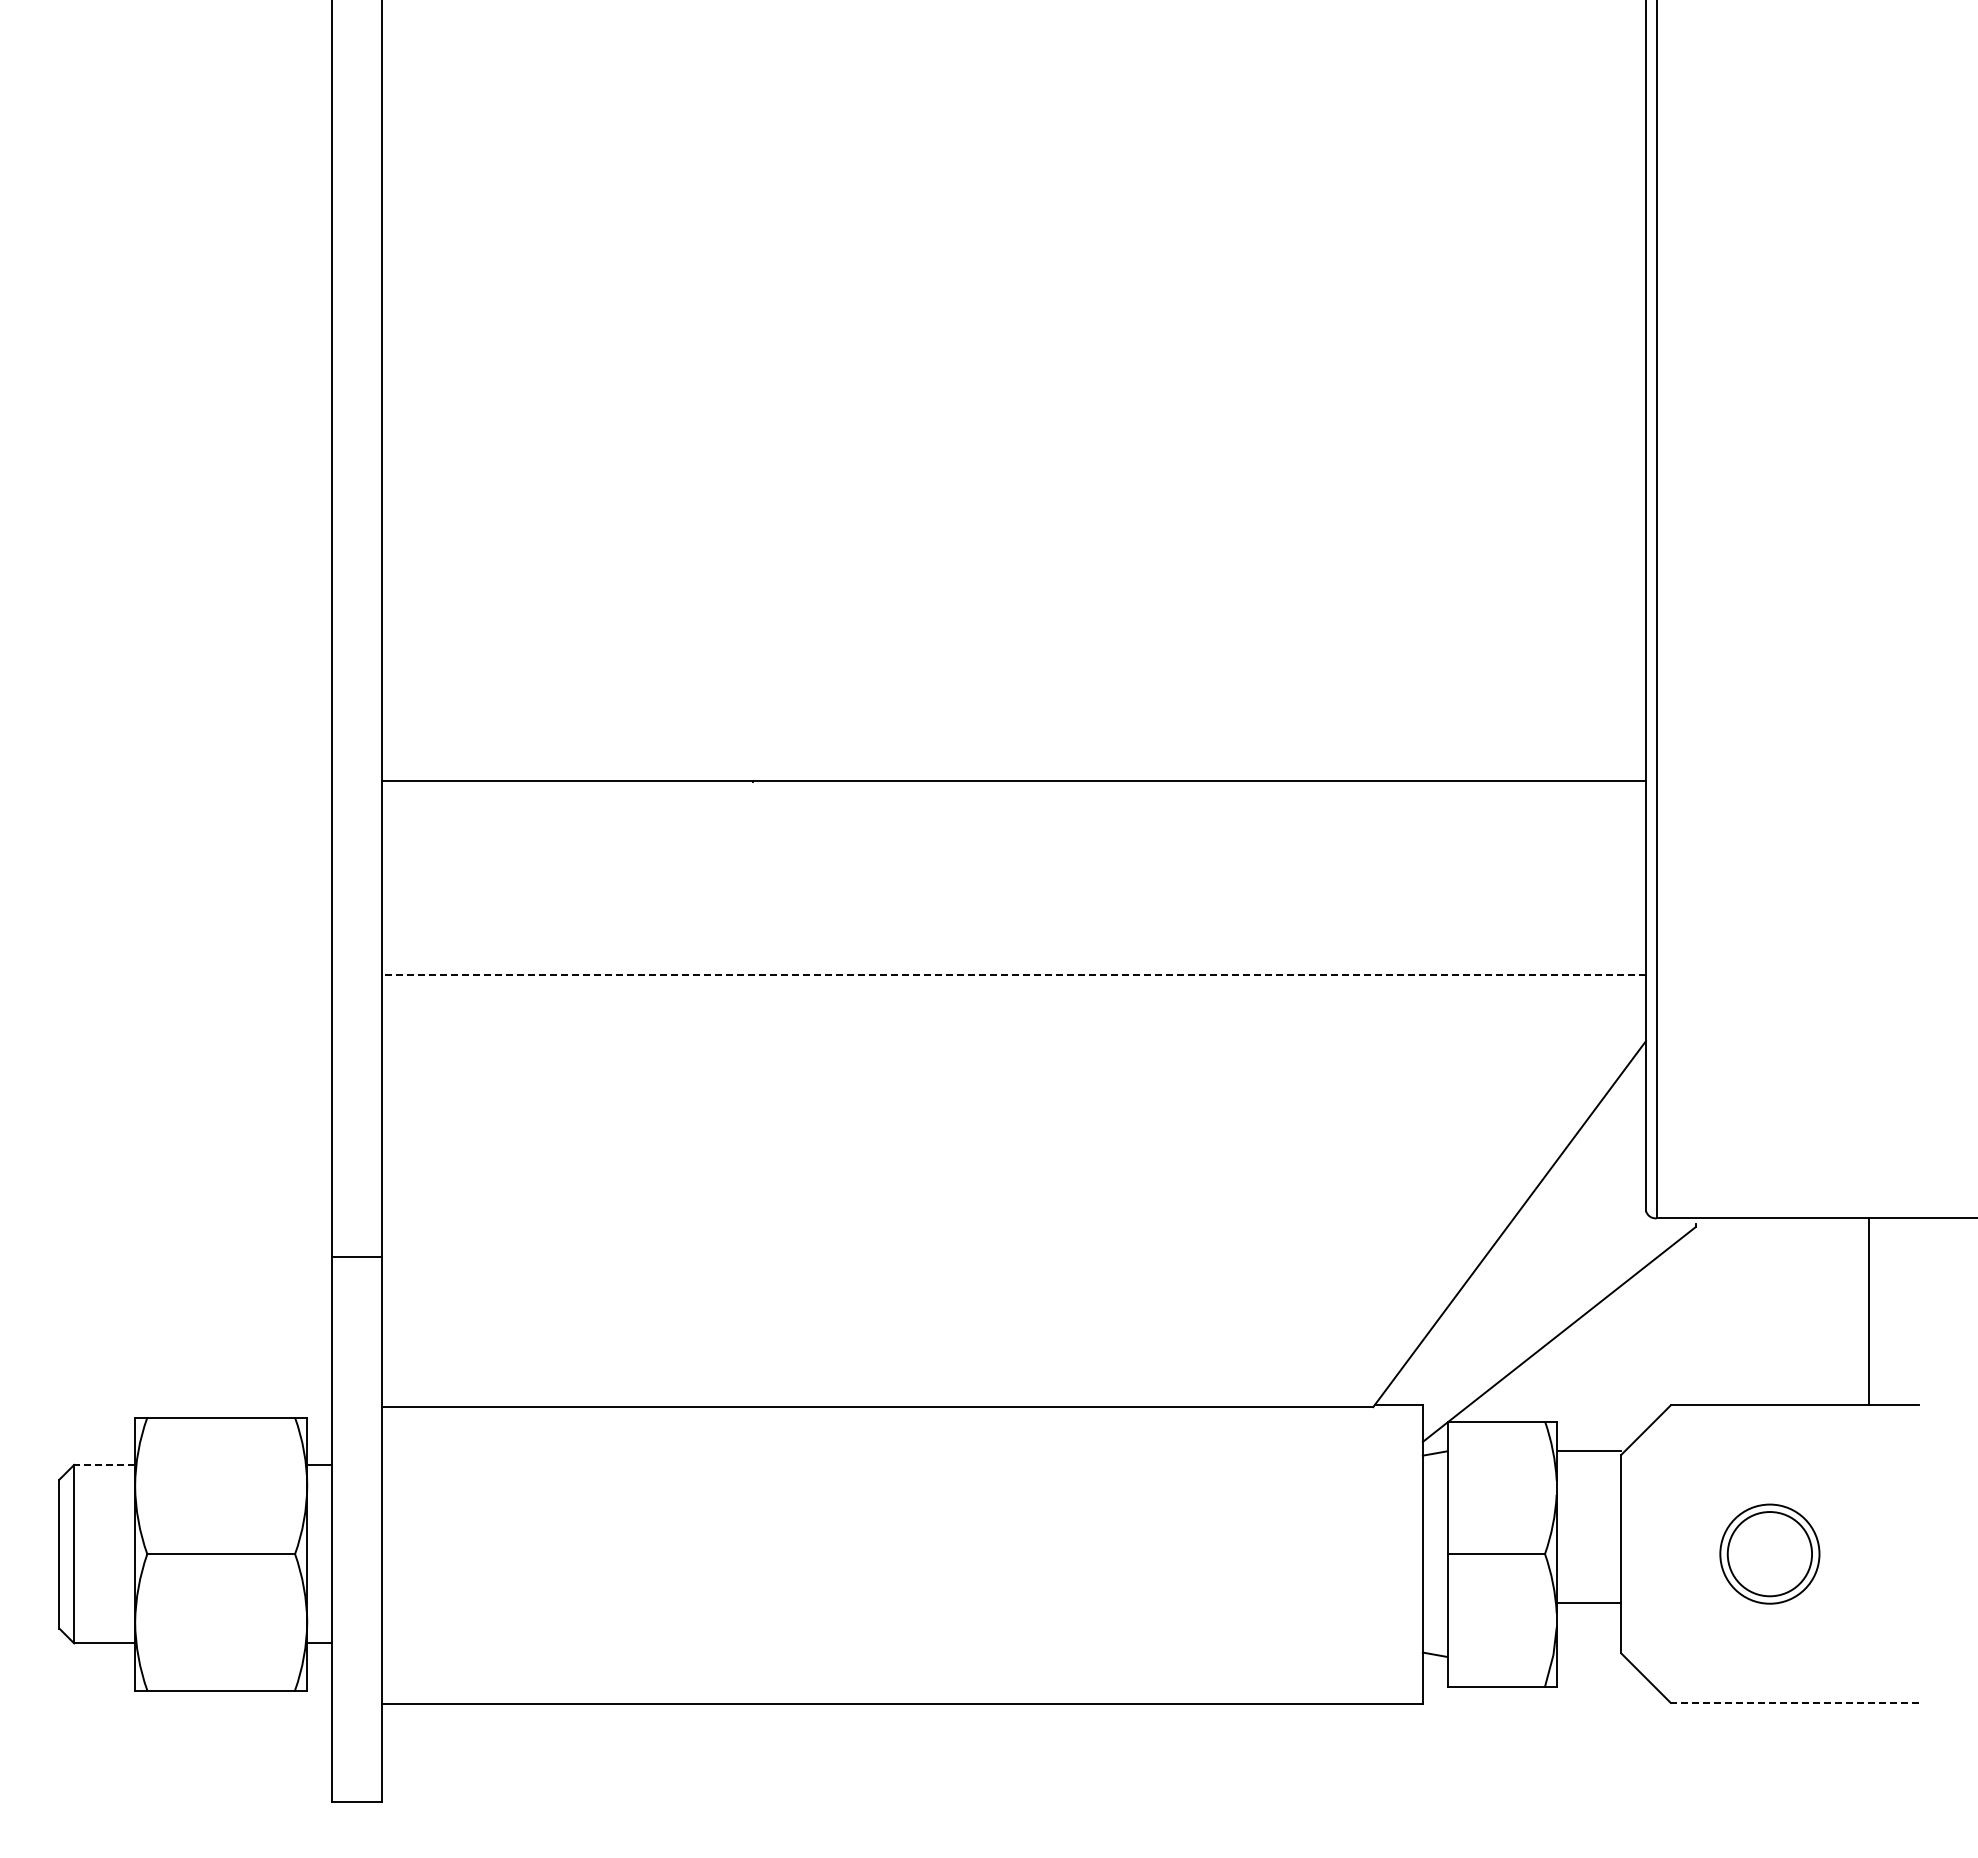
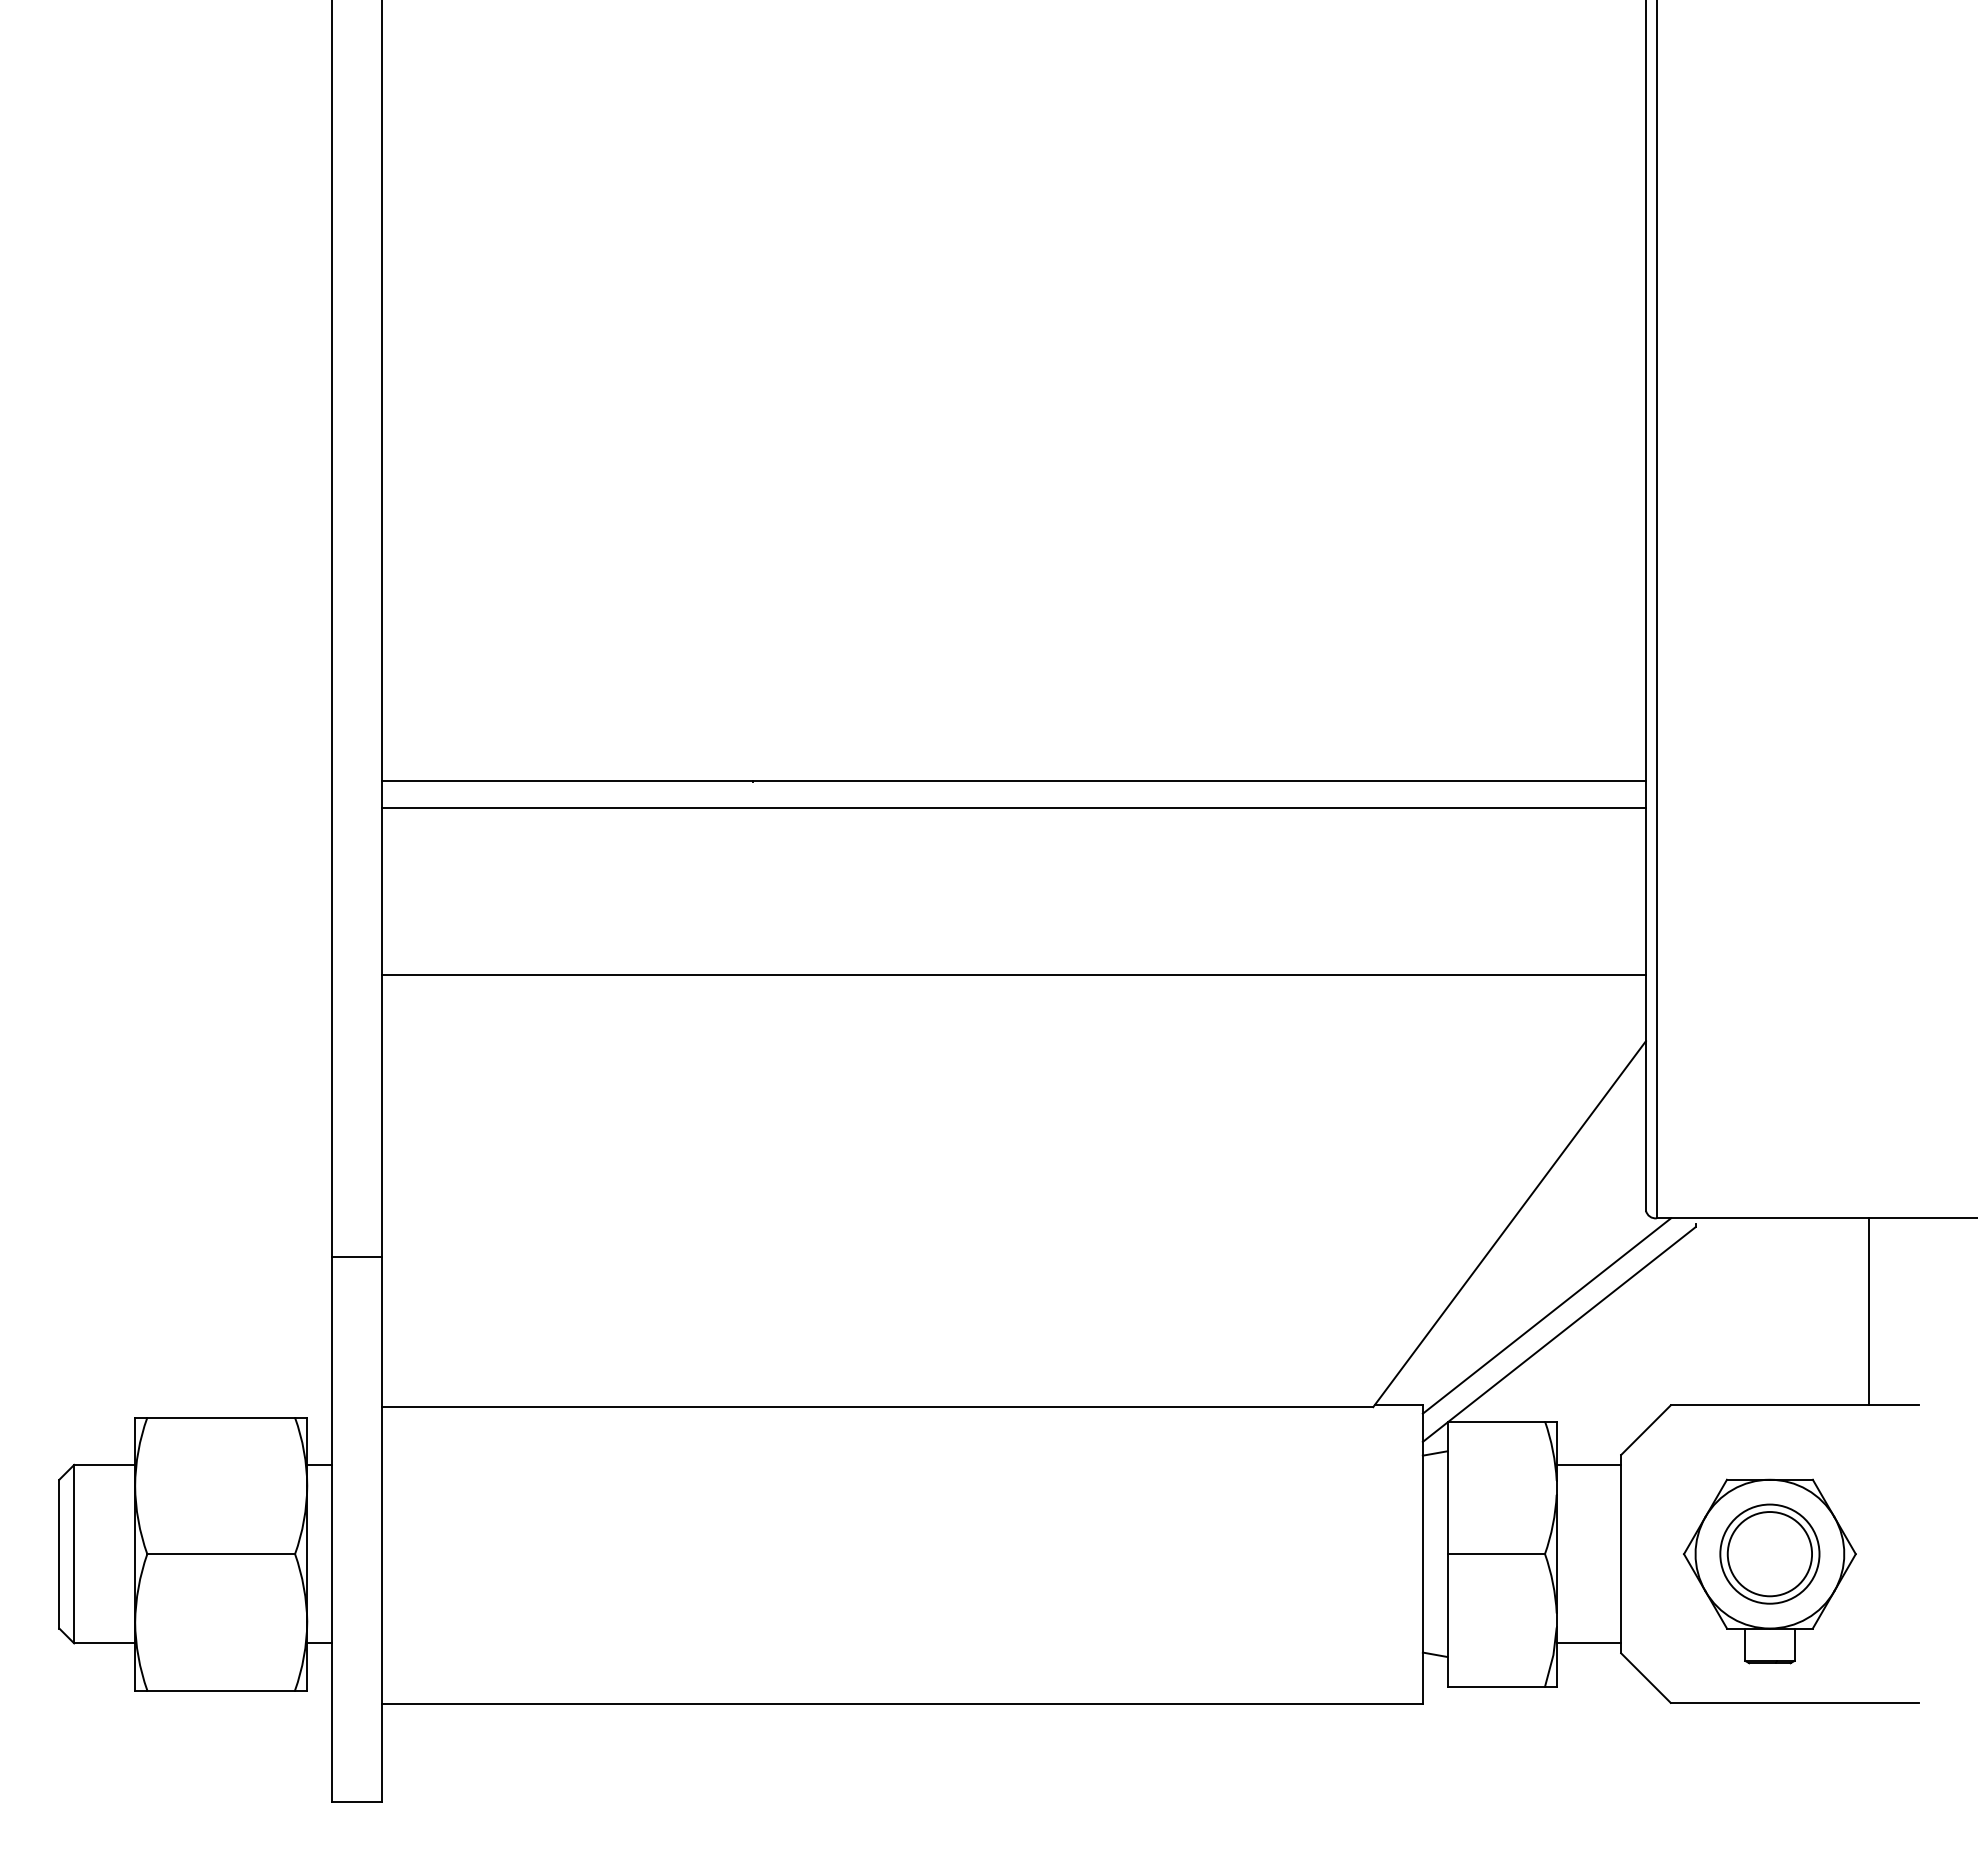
line: none -> present (1013, 807)
line: dashed -> solid (1013, 974)
line: none -> present (1546, 1315)
line position: (1588, 1450) -> (1588, 1464) (1588, 1464)
line: dashed -> solid (104, 1464)
part: none -> present (1769, 1571)
line position: (1588, 1603) -> (1588, 1643) (1588, 1643)
line: dashed -> solid (1794, 1702)
